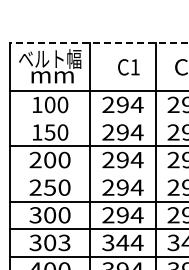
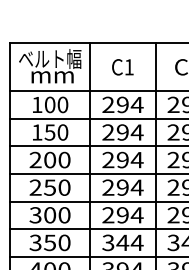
line: dashed -> solid (98, 43)
text position: (128, 67) -> (122, 67) (122, 67)
line: none -> present (97, 118)
line: none -> present (97, 173)
text: 303 -> 350 (57, 242)
